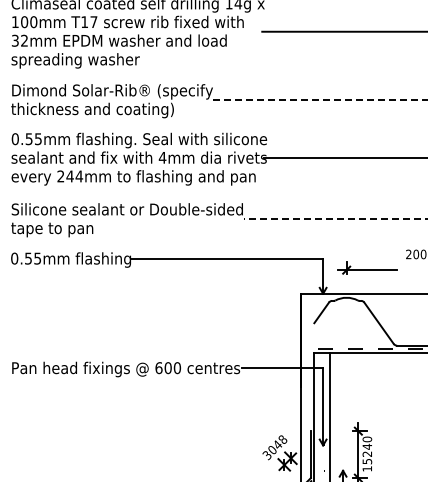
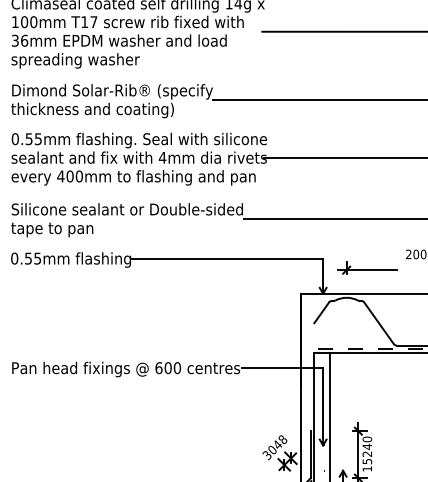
text: 32mm -> 36mm (24, 40)
line: dashed -> solid (319, 100)
text: 244mm -> 400mm (70, 176)
line: dashed -> solid (335, 219)
